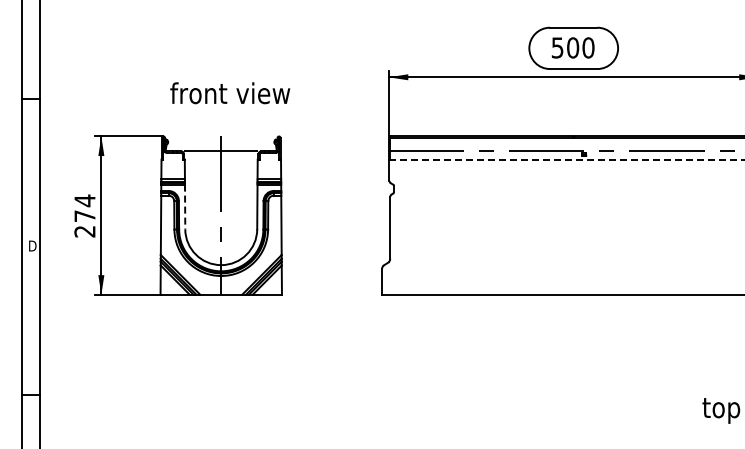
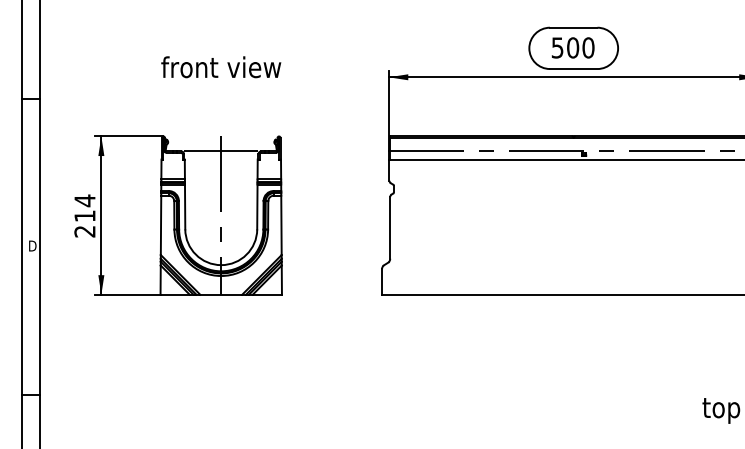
text position: (230, 93) -> (221, 67) (221, 67)
line: dashed -> solid (567, 159)
line: dashed -> solid (185, 207)
text: 274 -> 214 (84, 215)
